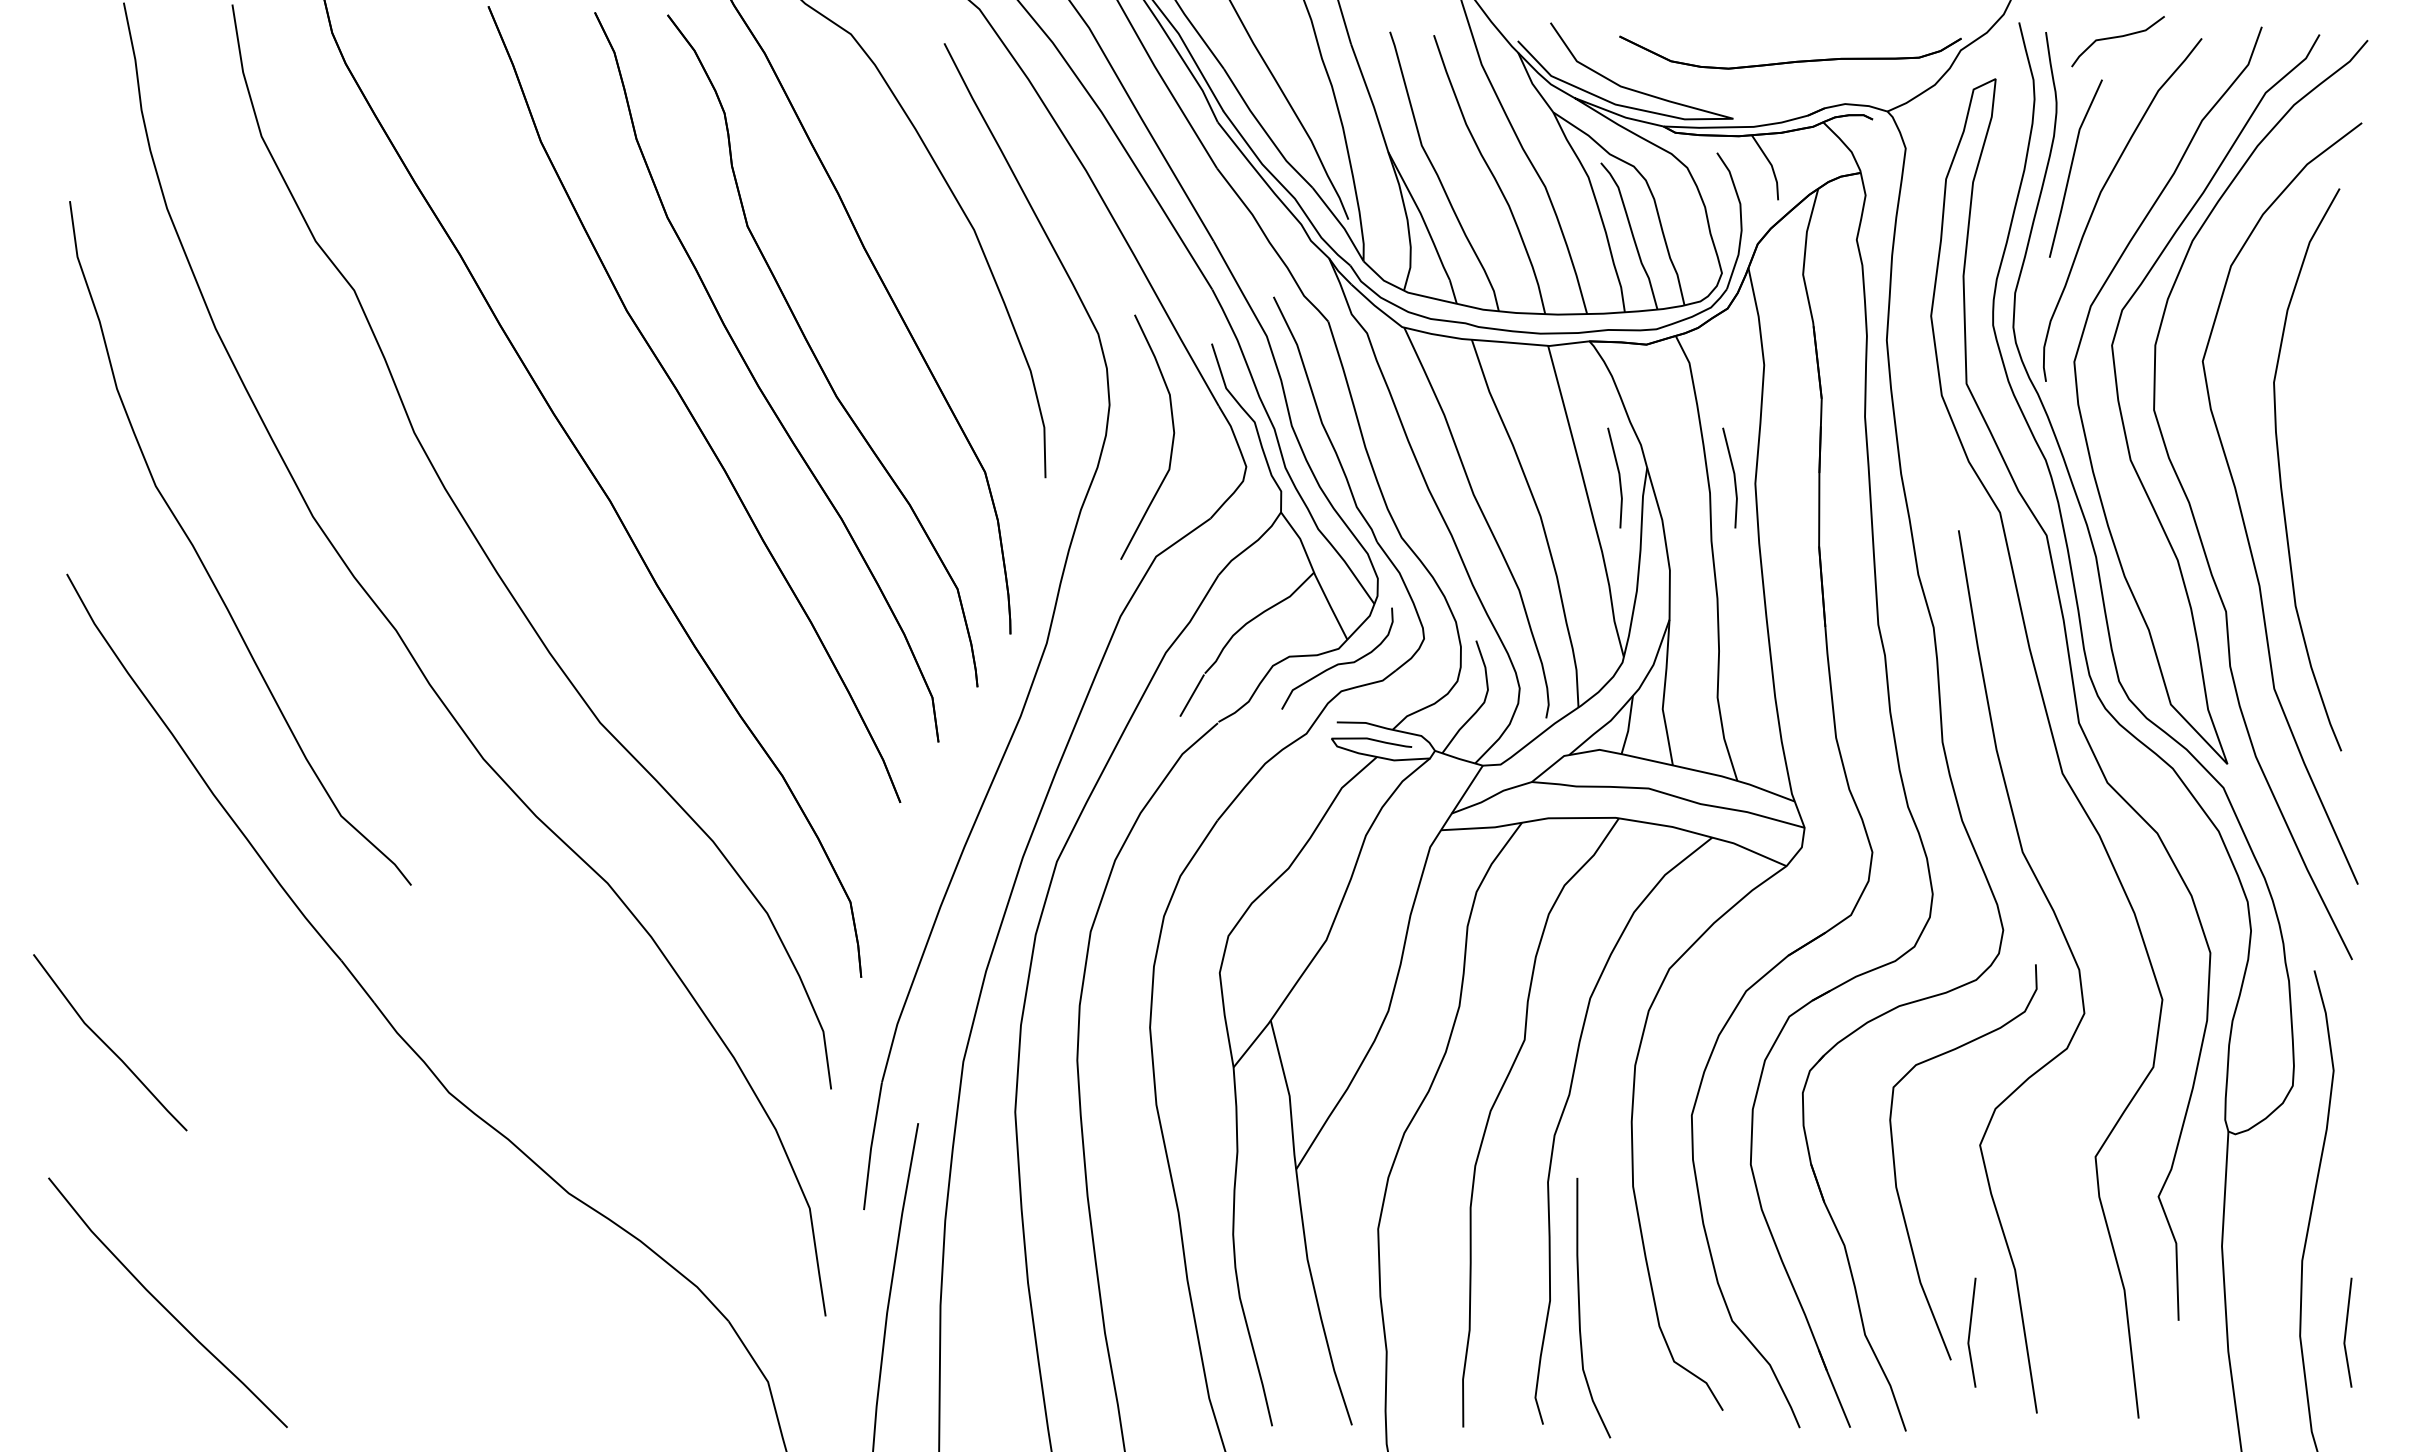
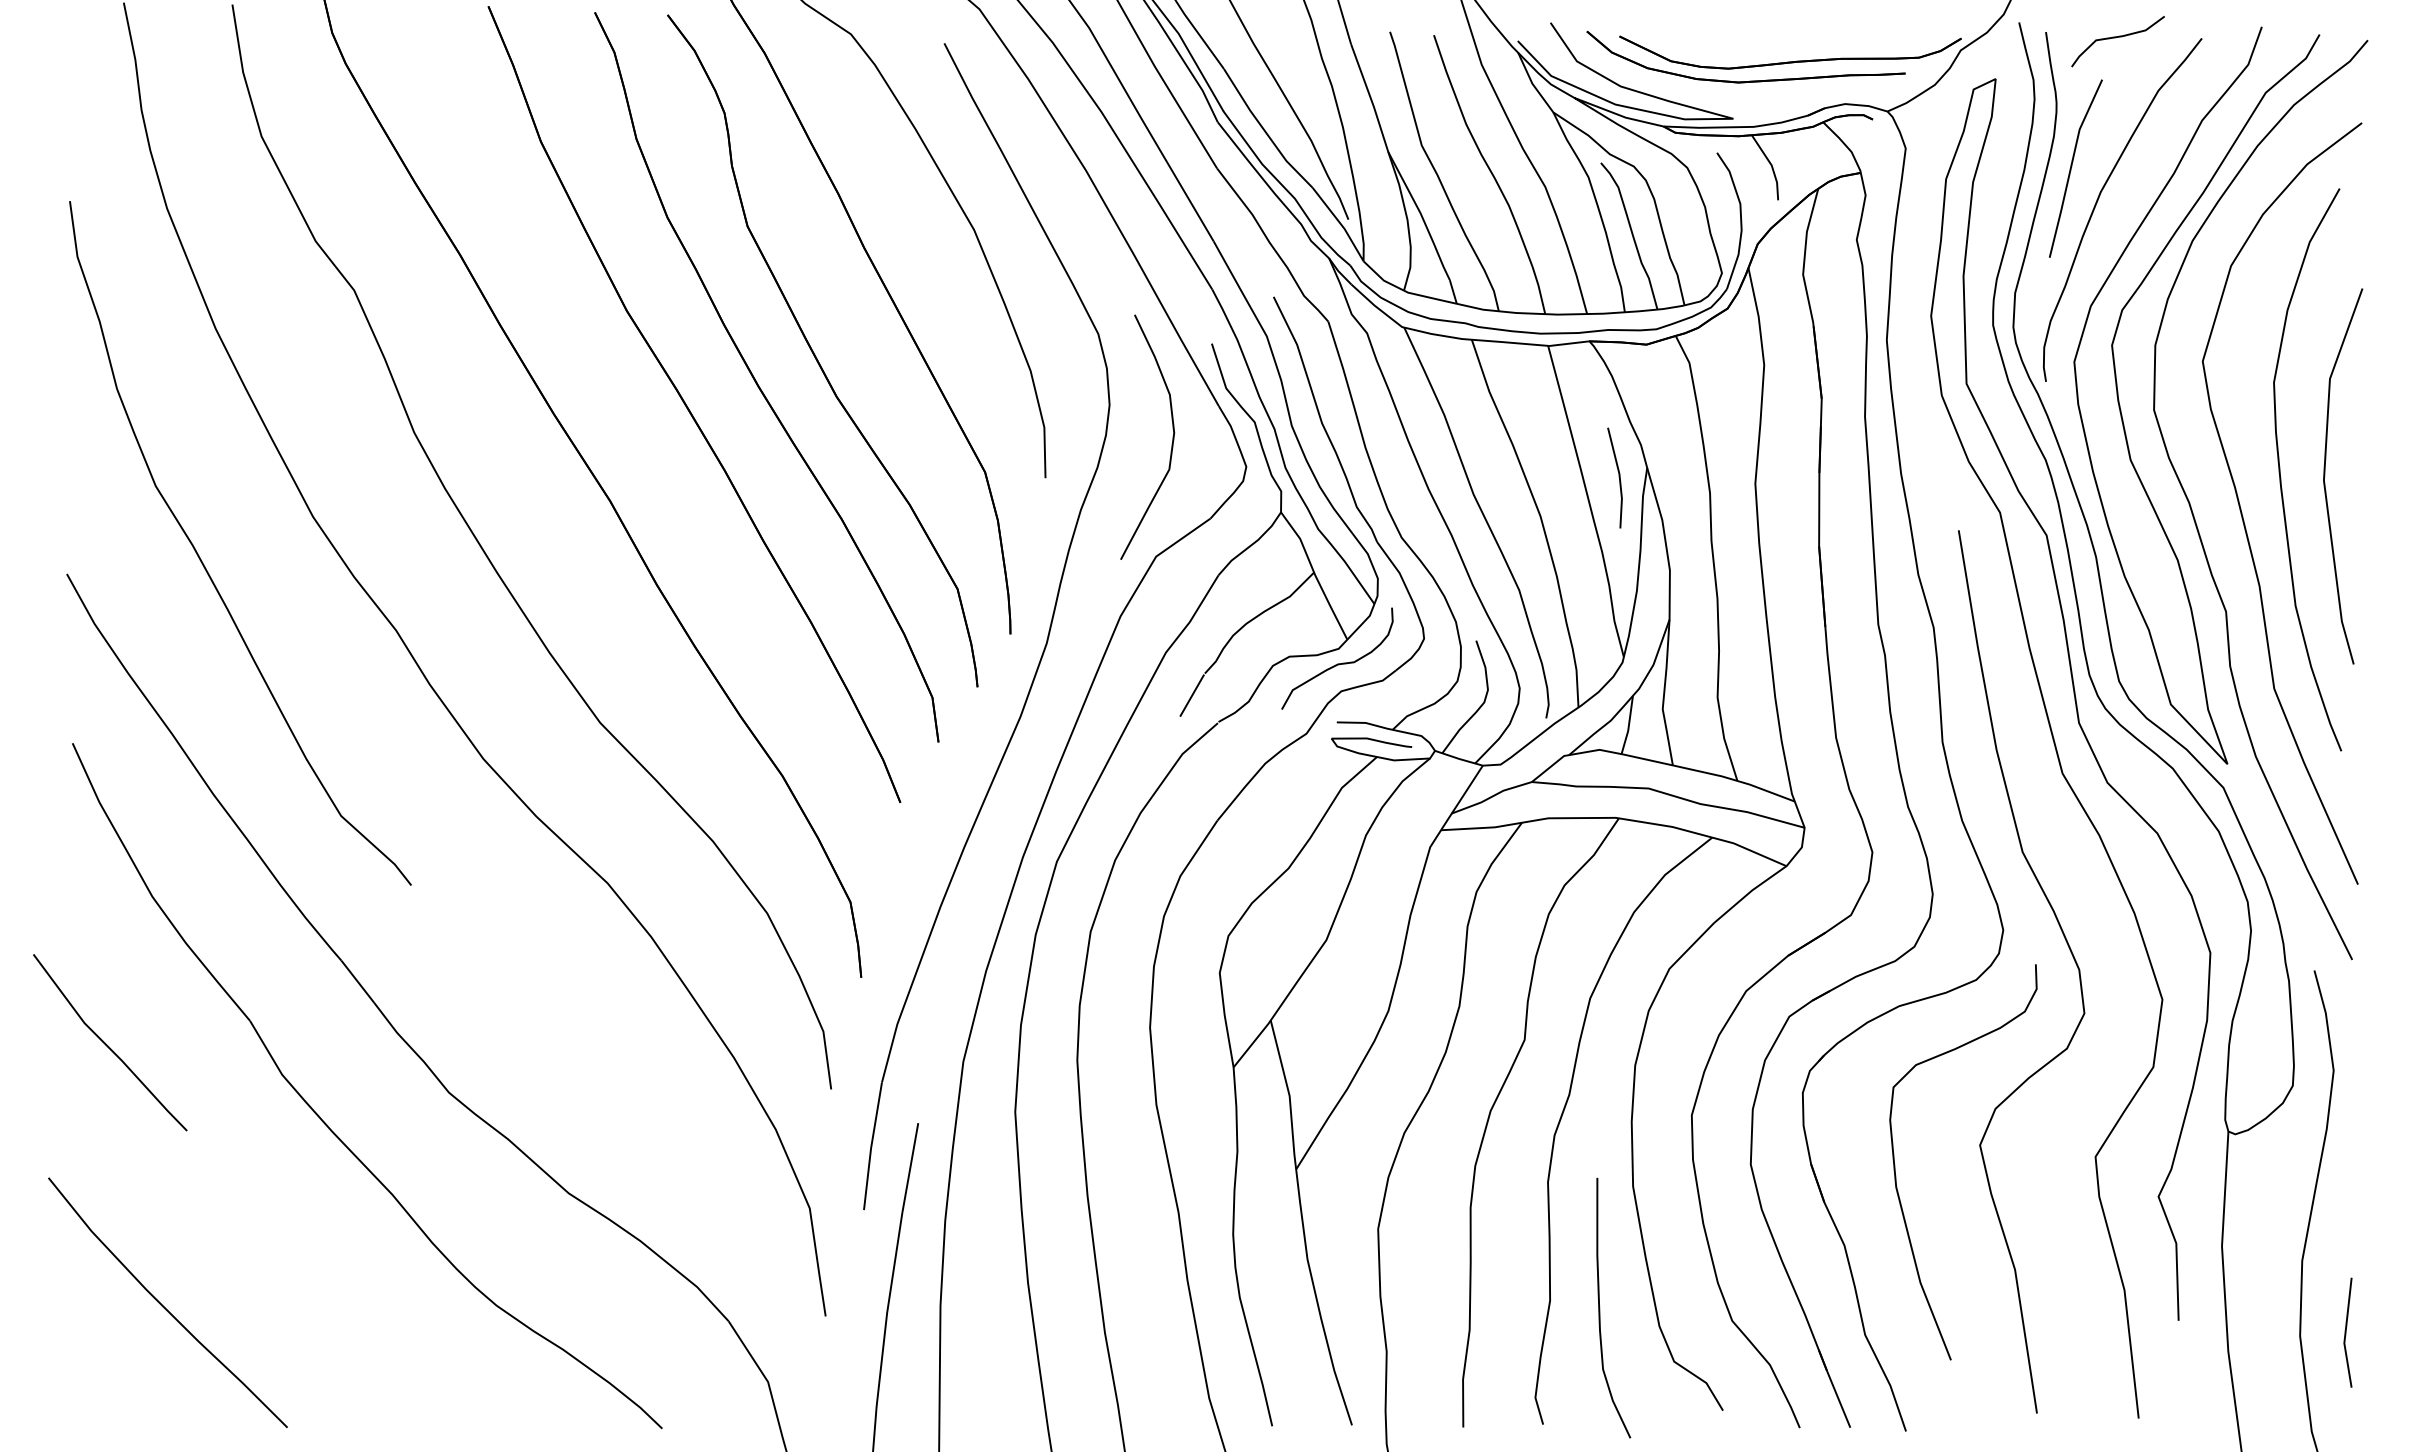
part: none -> present (1749, 80)
curve: none -> present (2325, 476)
line: present -> none (1733, 477)
part: none -> present (328, 1125)
curve position: (1580, 1307) -> (1600, 1307) (1600, 1307)
line: present -> none (1970, 1332)
